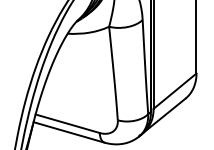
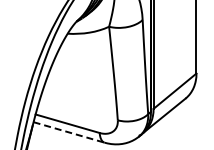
line: solid -> dashed (69, 132)
